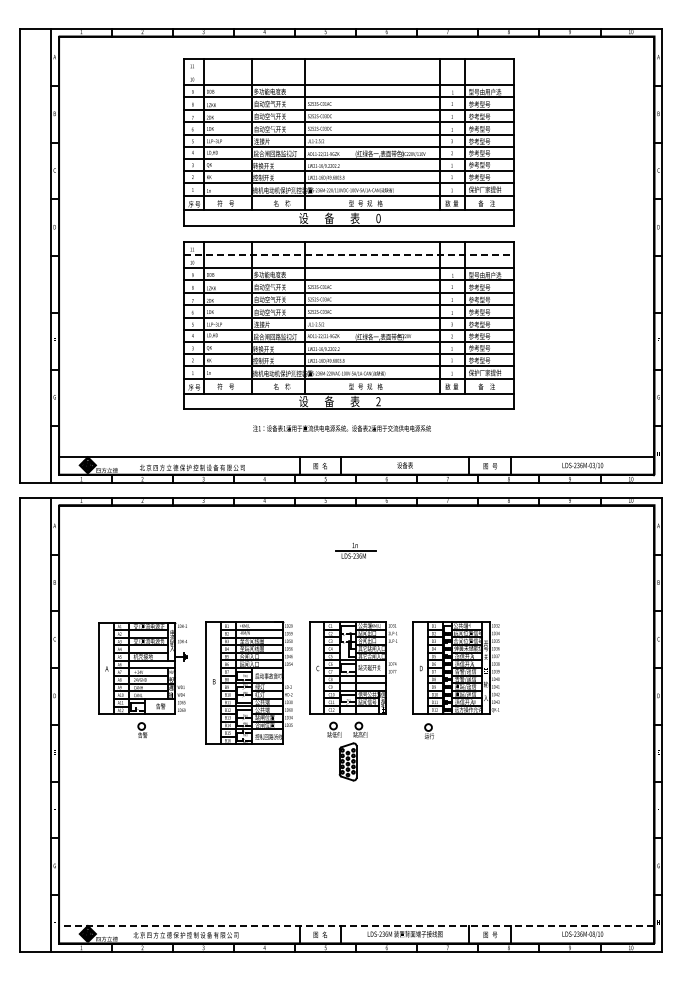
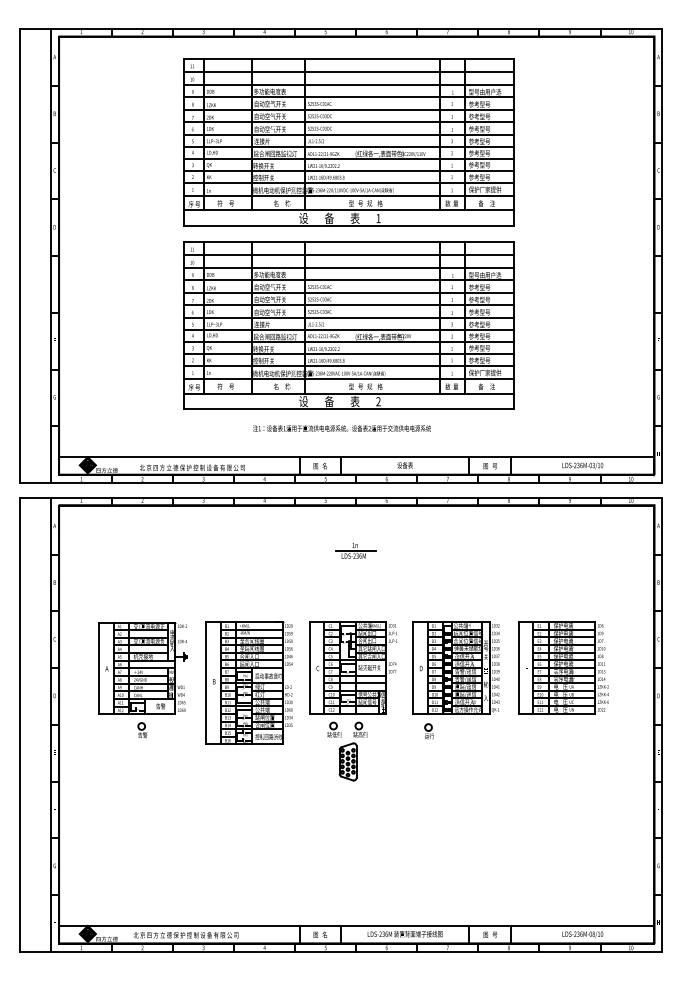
line: none -> present (349, 72)
text: 0 -> 1 (378, 218)
line: dashed -> solid (349, 255)
part: none -> present (563, 667)
line: dashed -> solid (356, 925)
